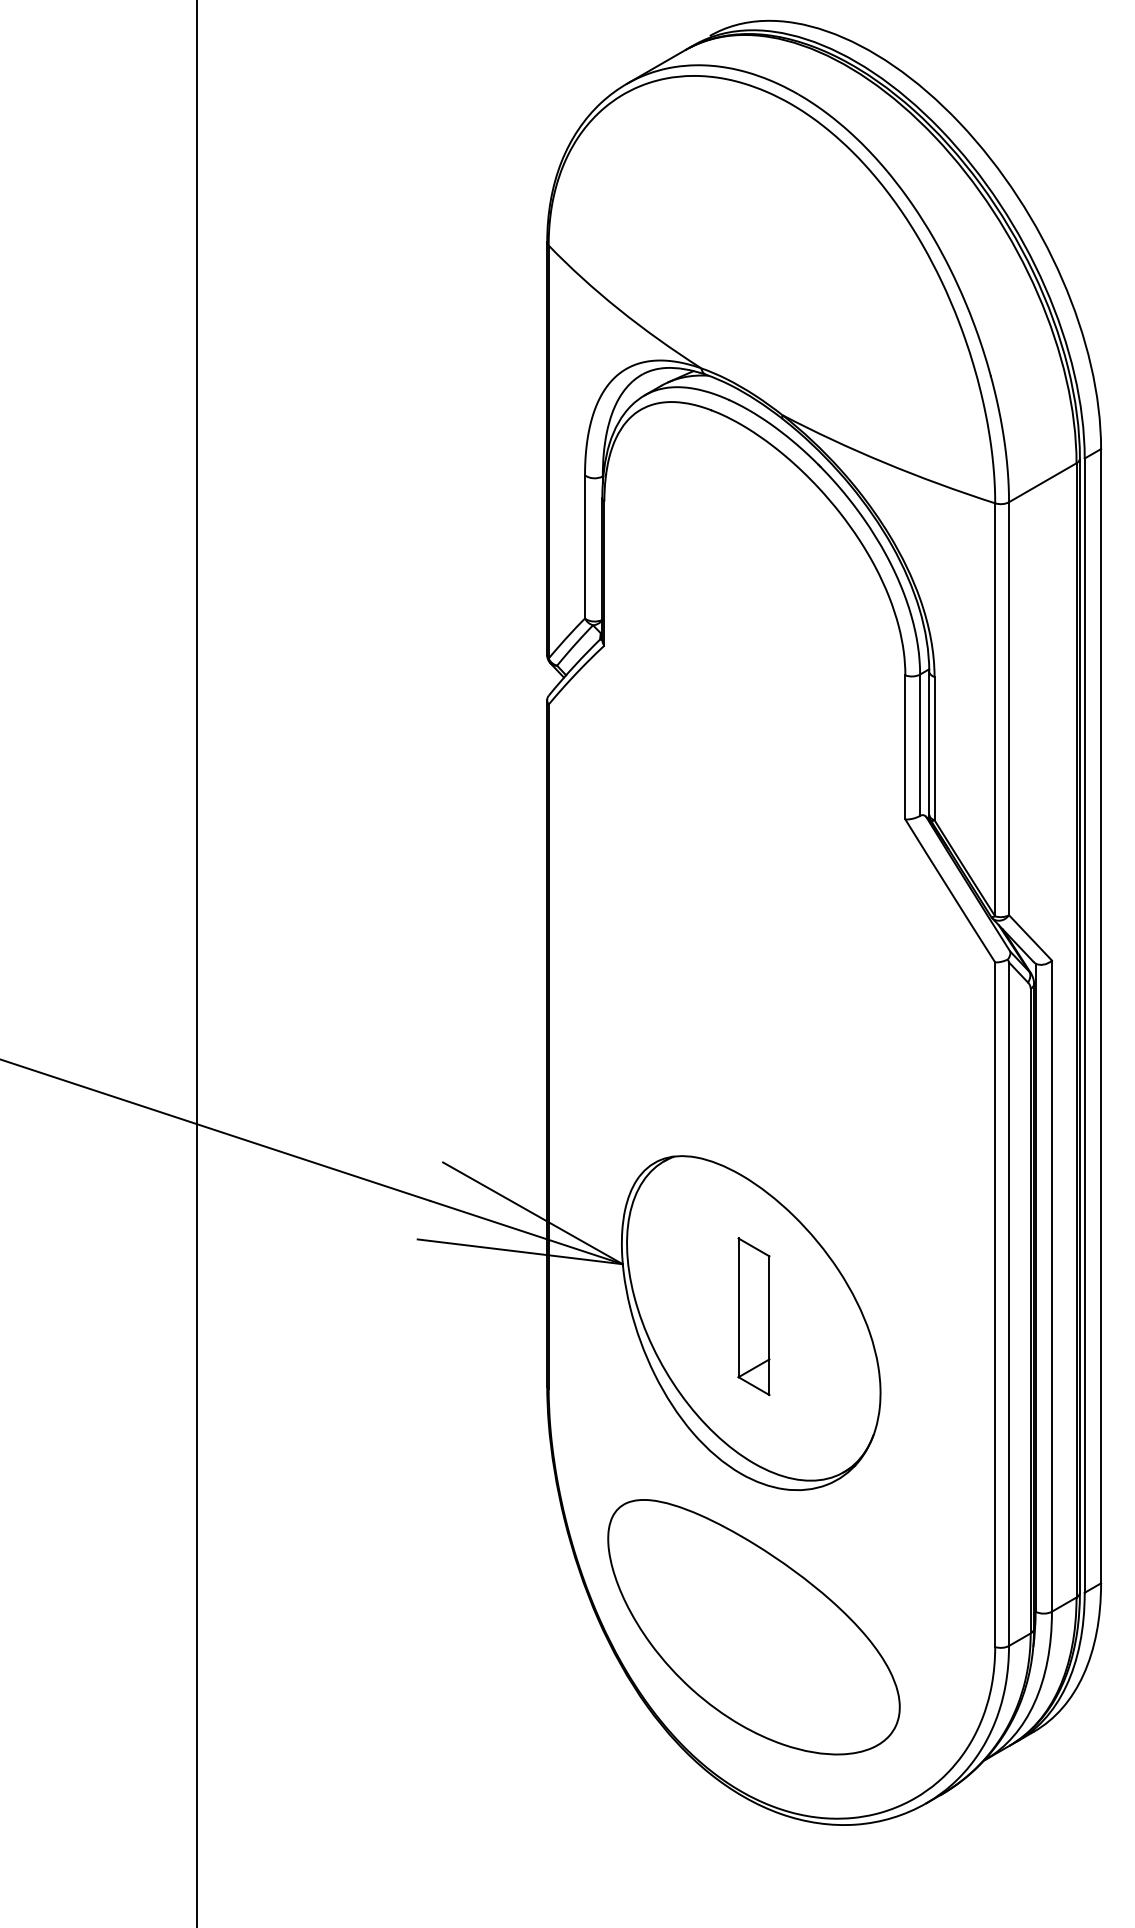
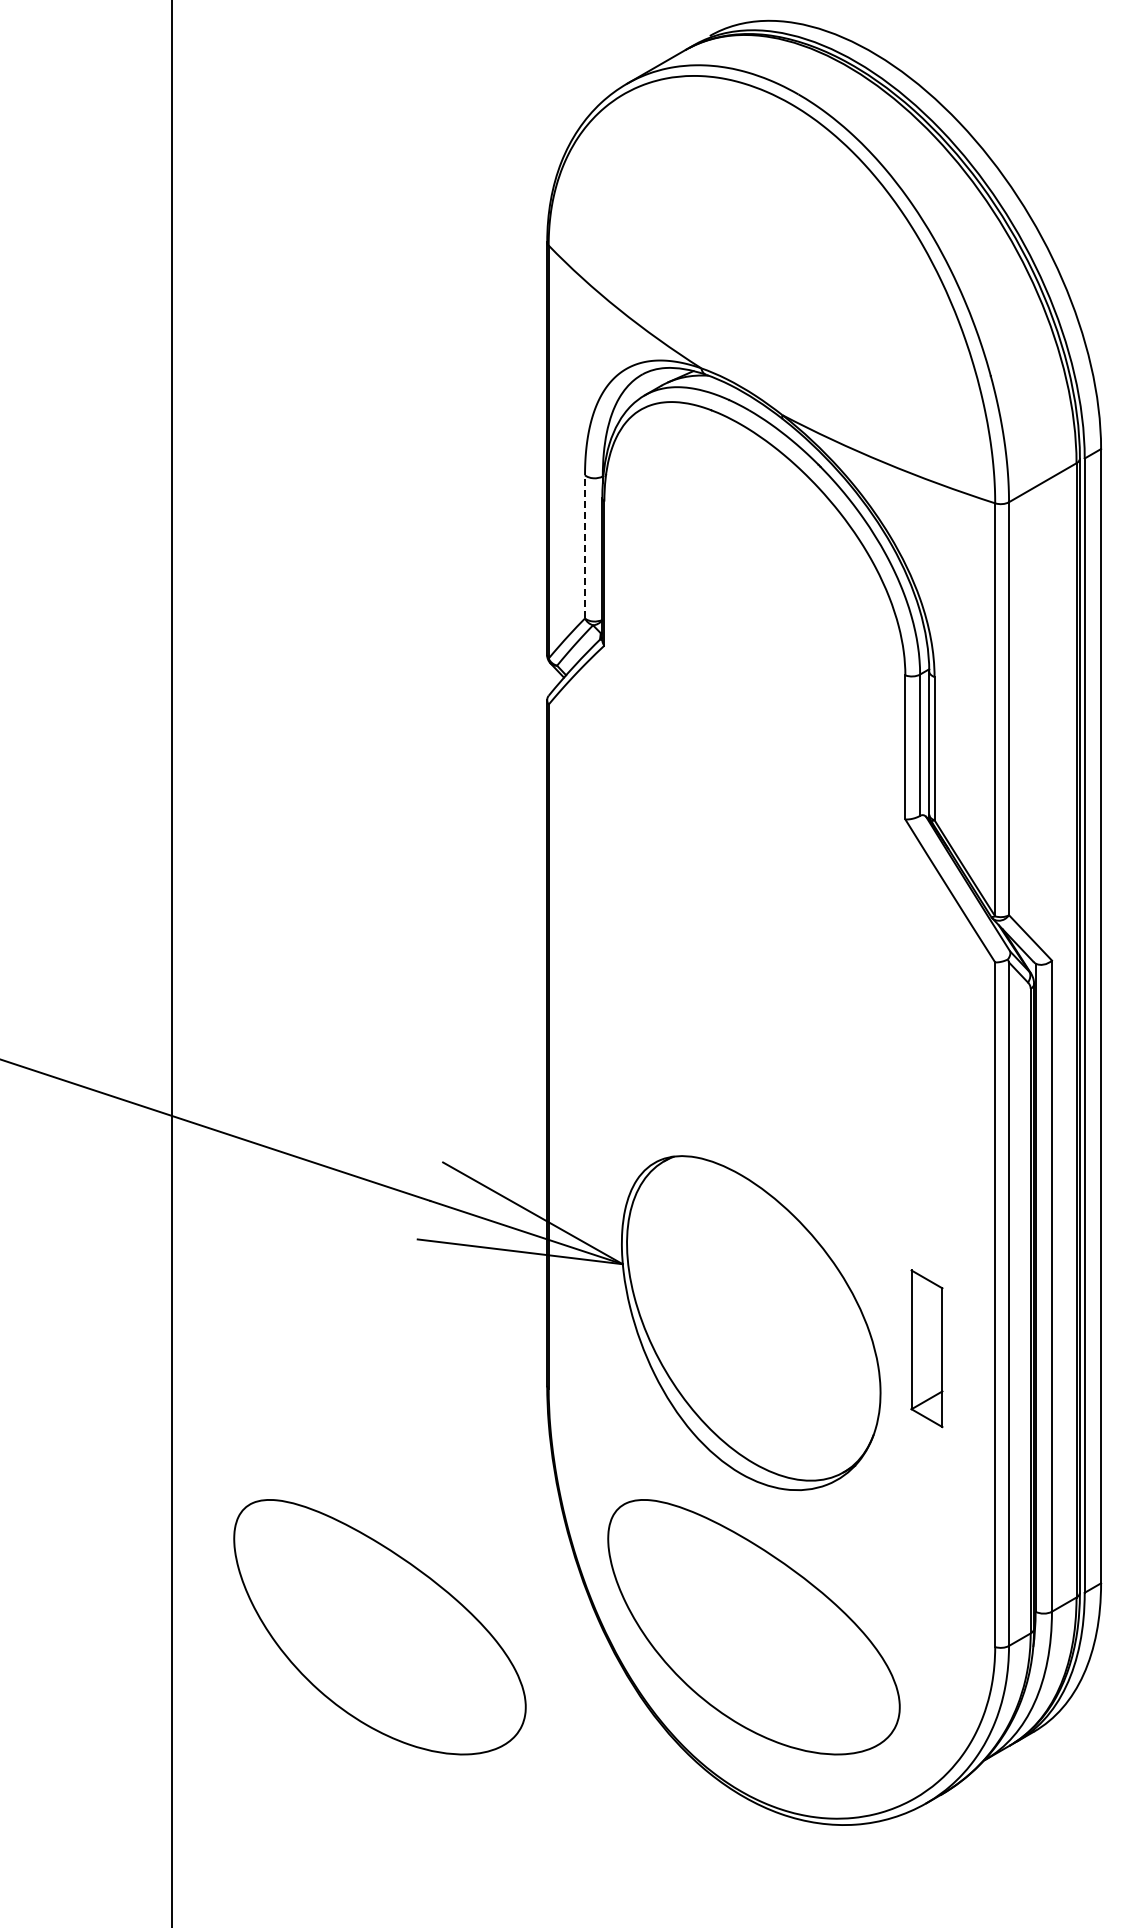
line: solid -> dashed (585, 546)
line position: (196, 963) -> (171, 963) (171, 963)
part position: (753, 1316) -> (926, 1348) (926, 1348)
part: none -> present (379, 1627)
